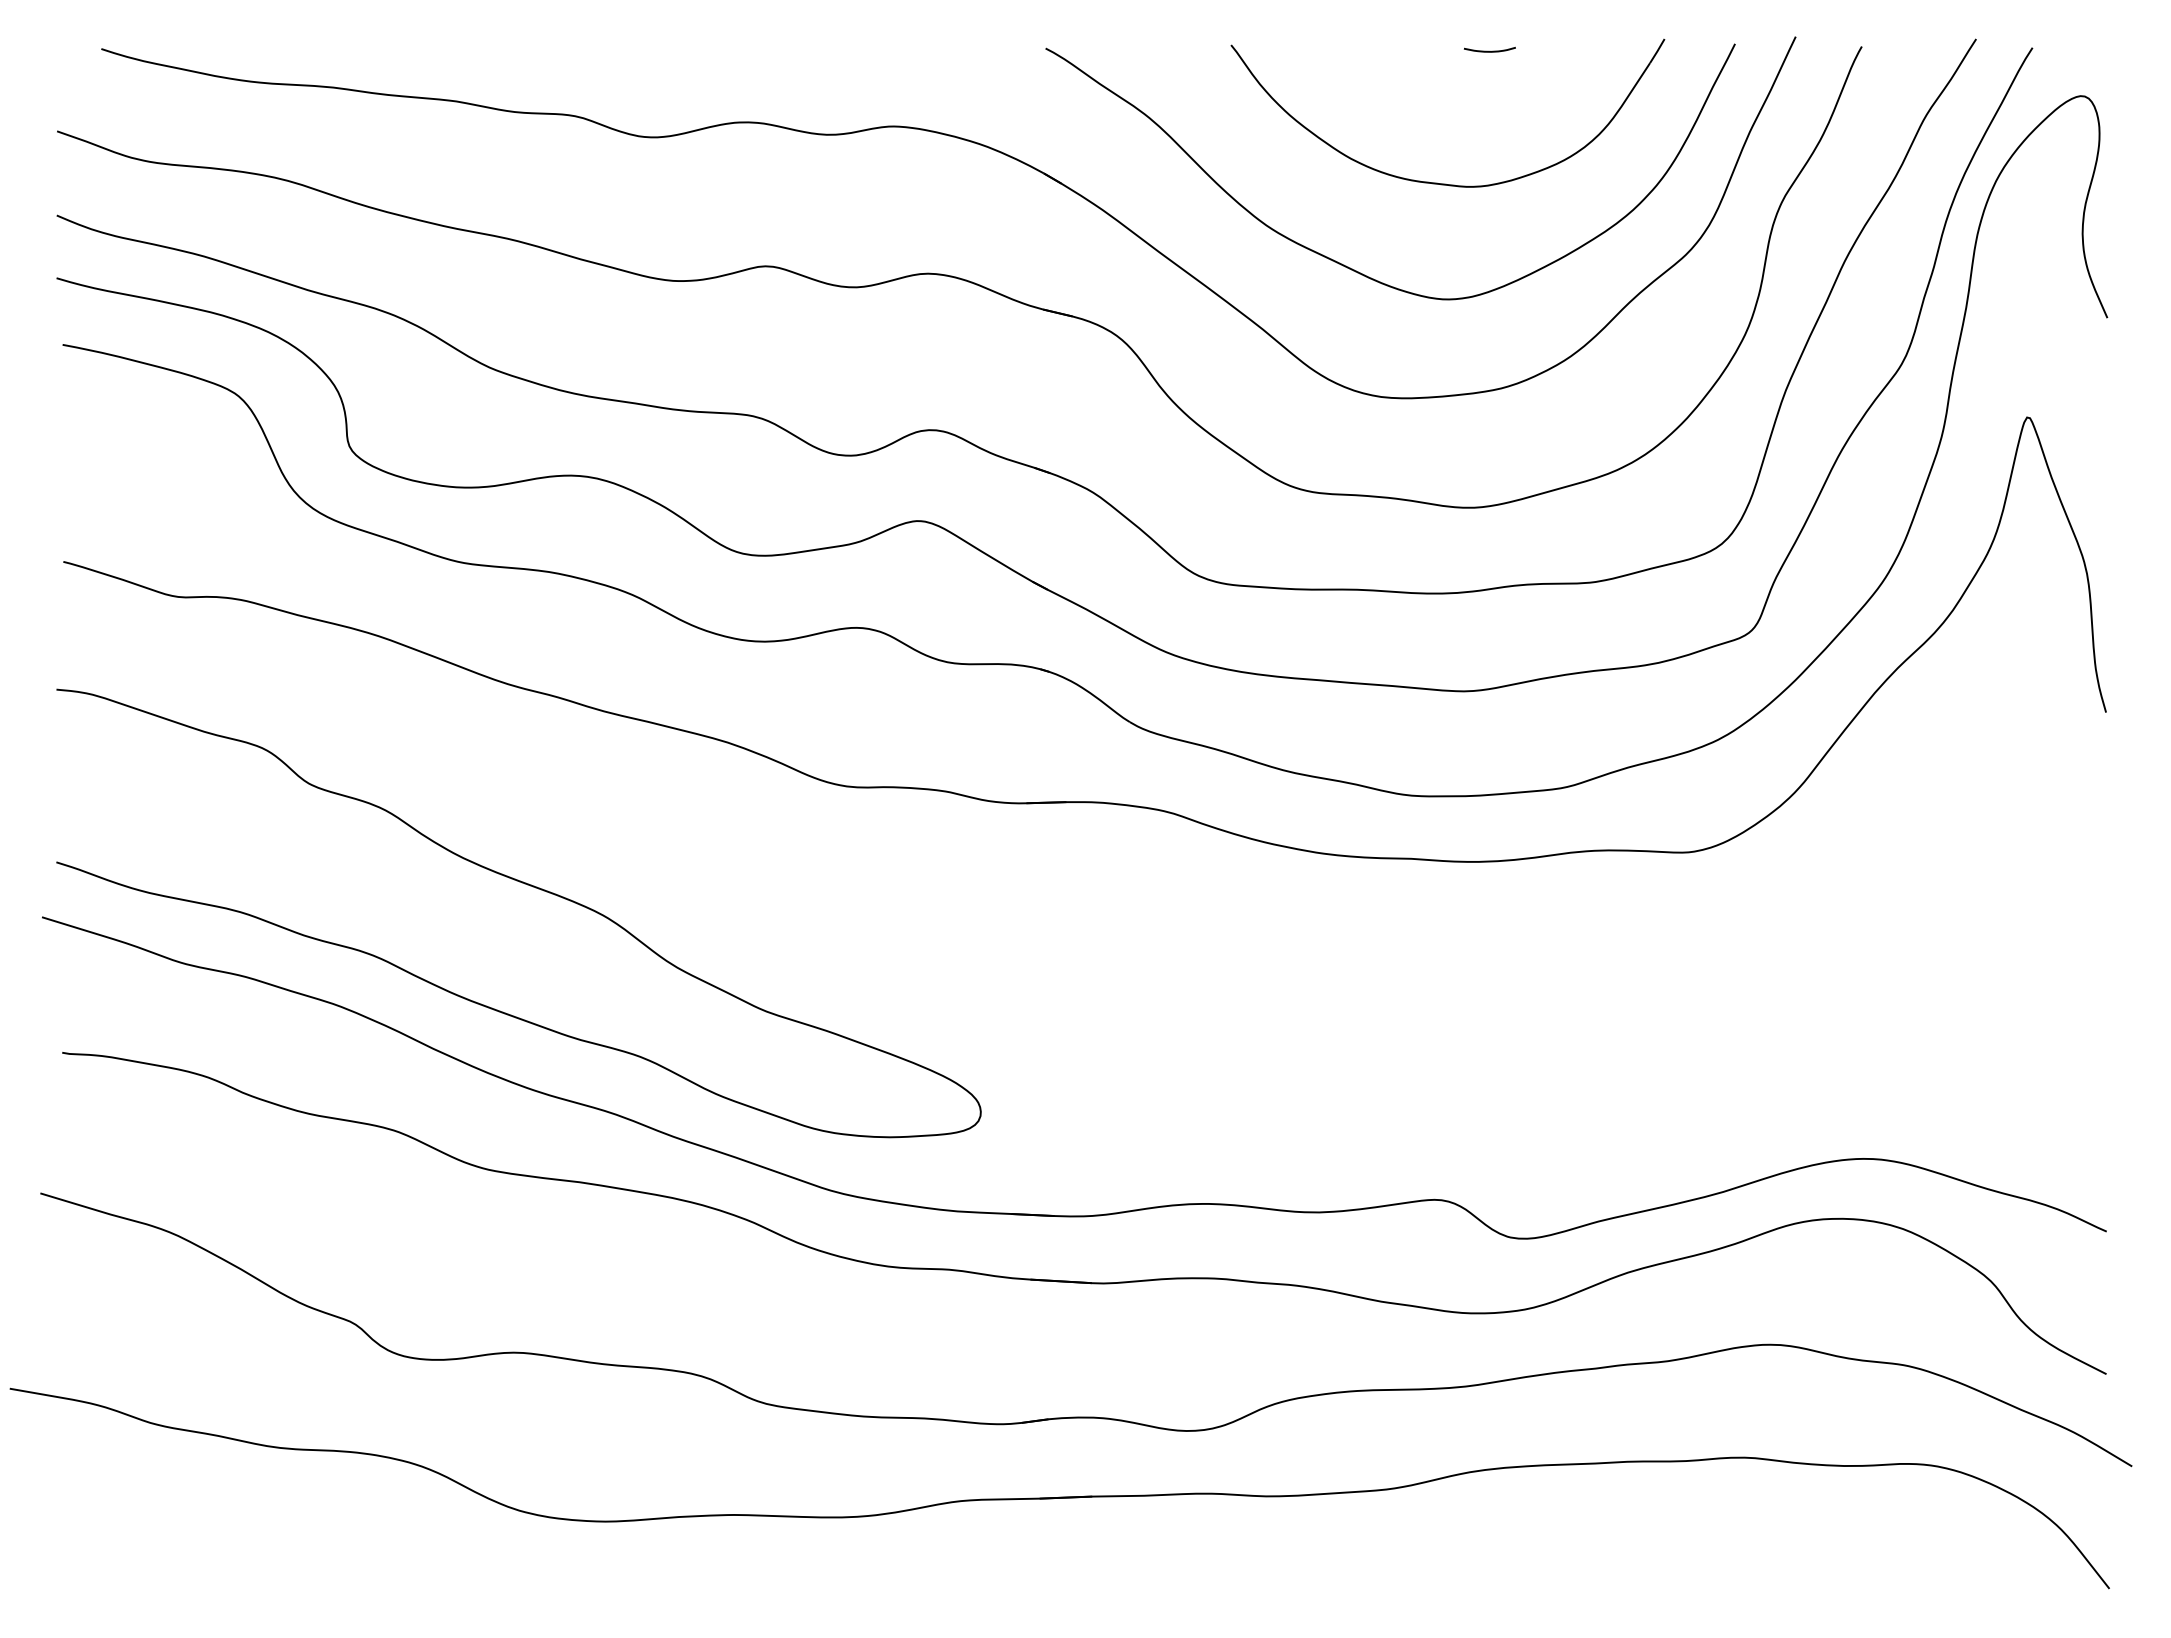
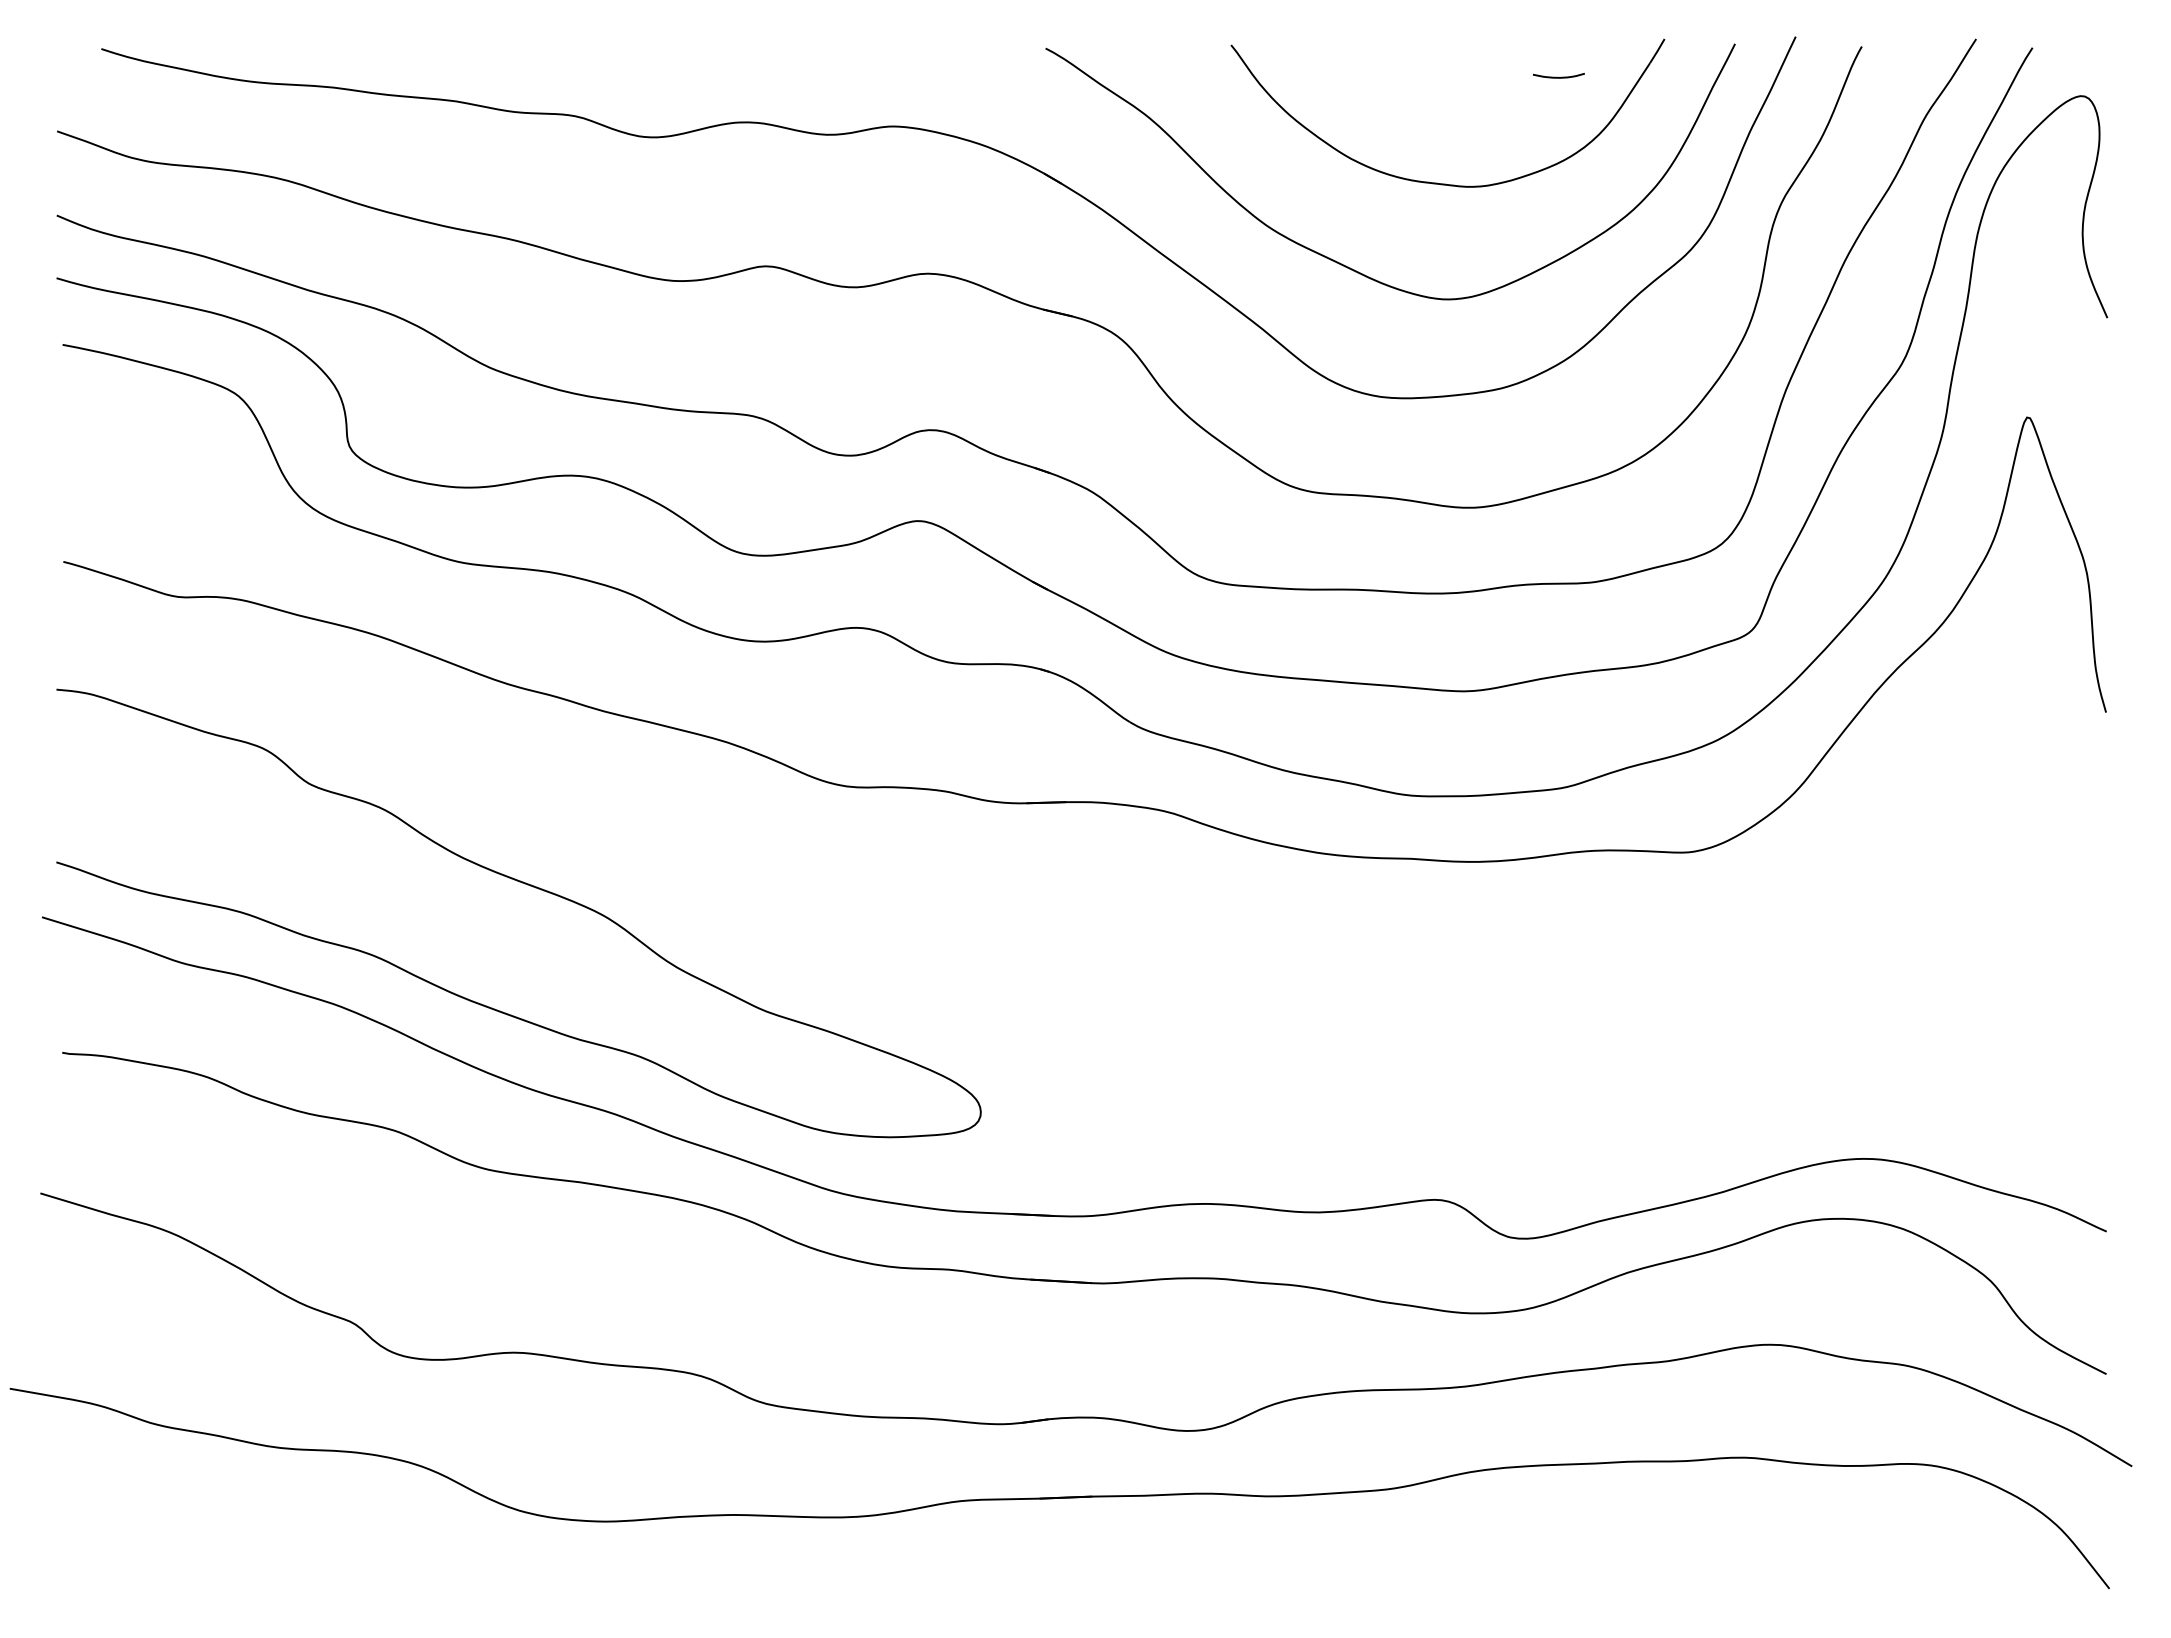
curve position: (1489, 50) -> (1558, 76) (1558, 76)
